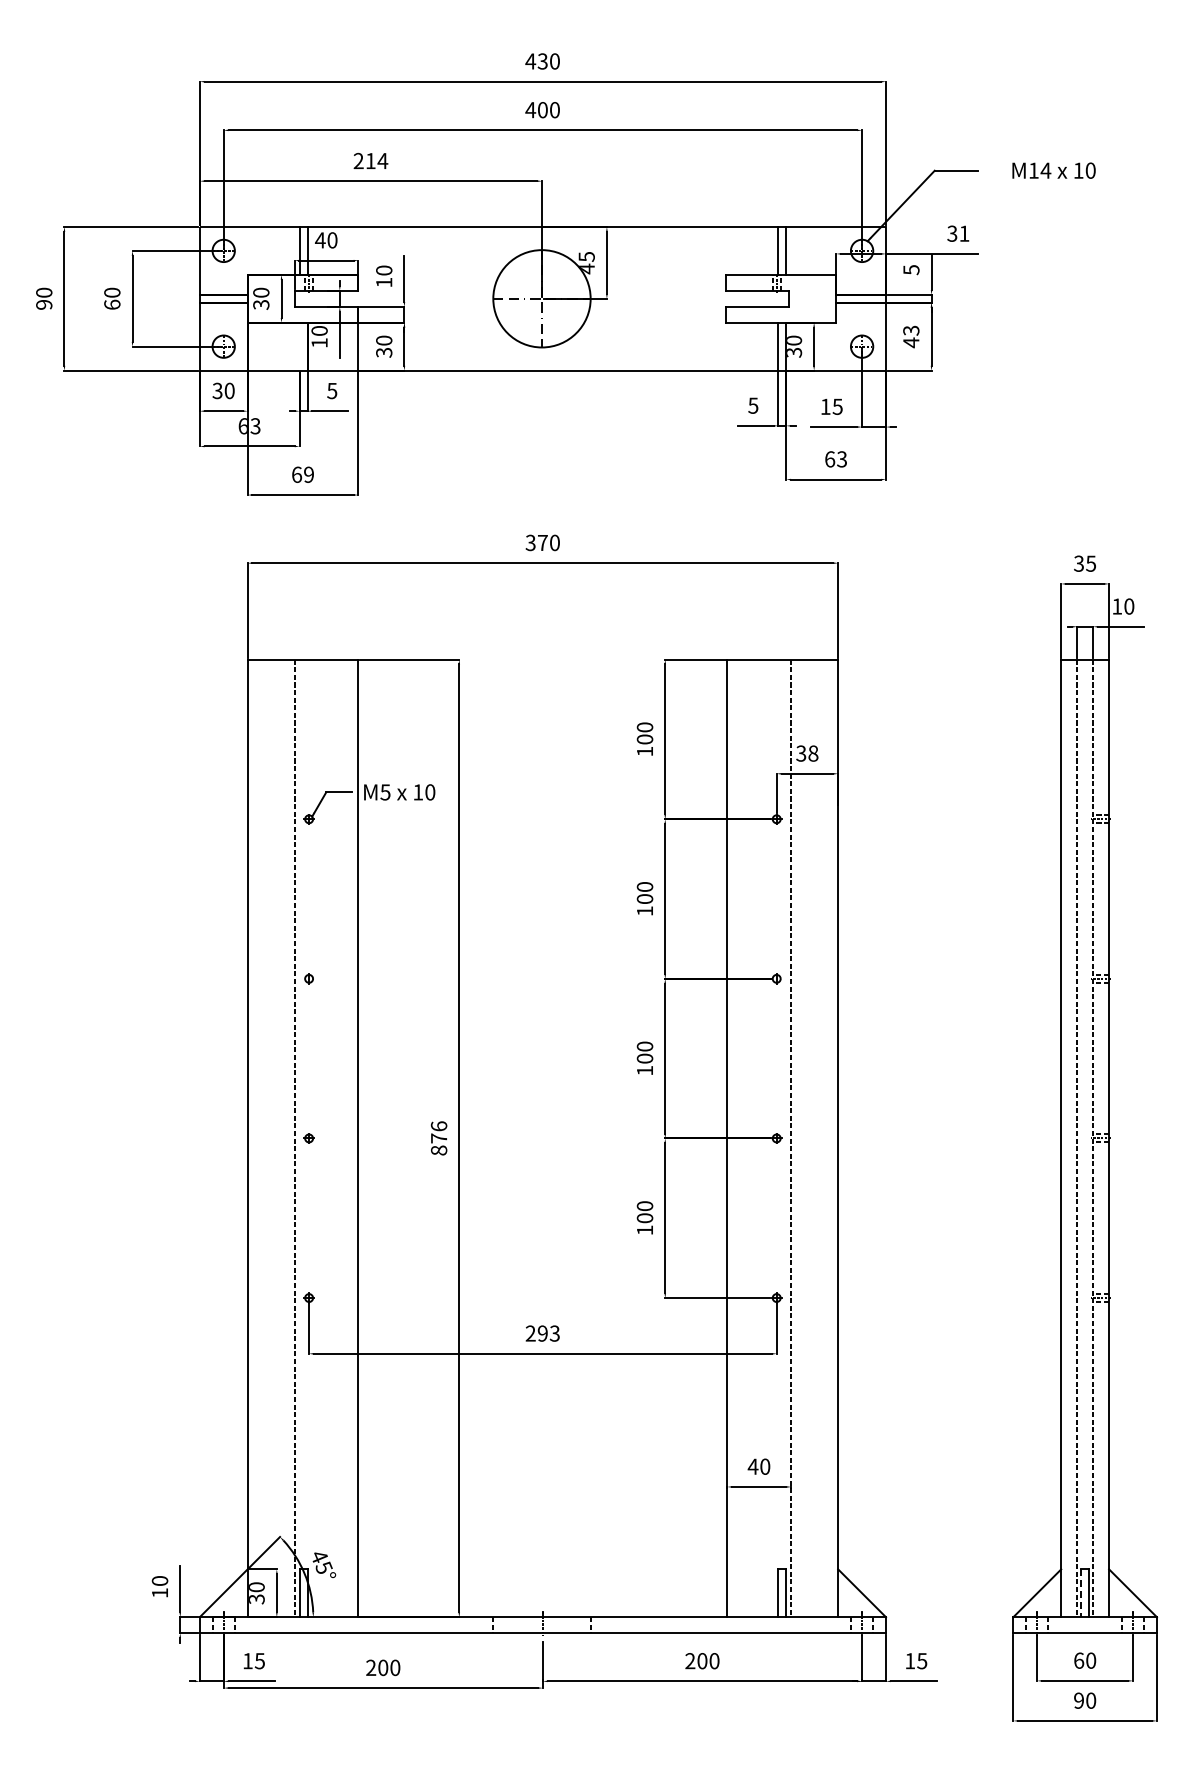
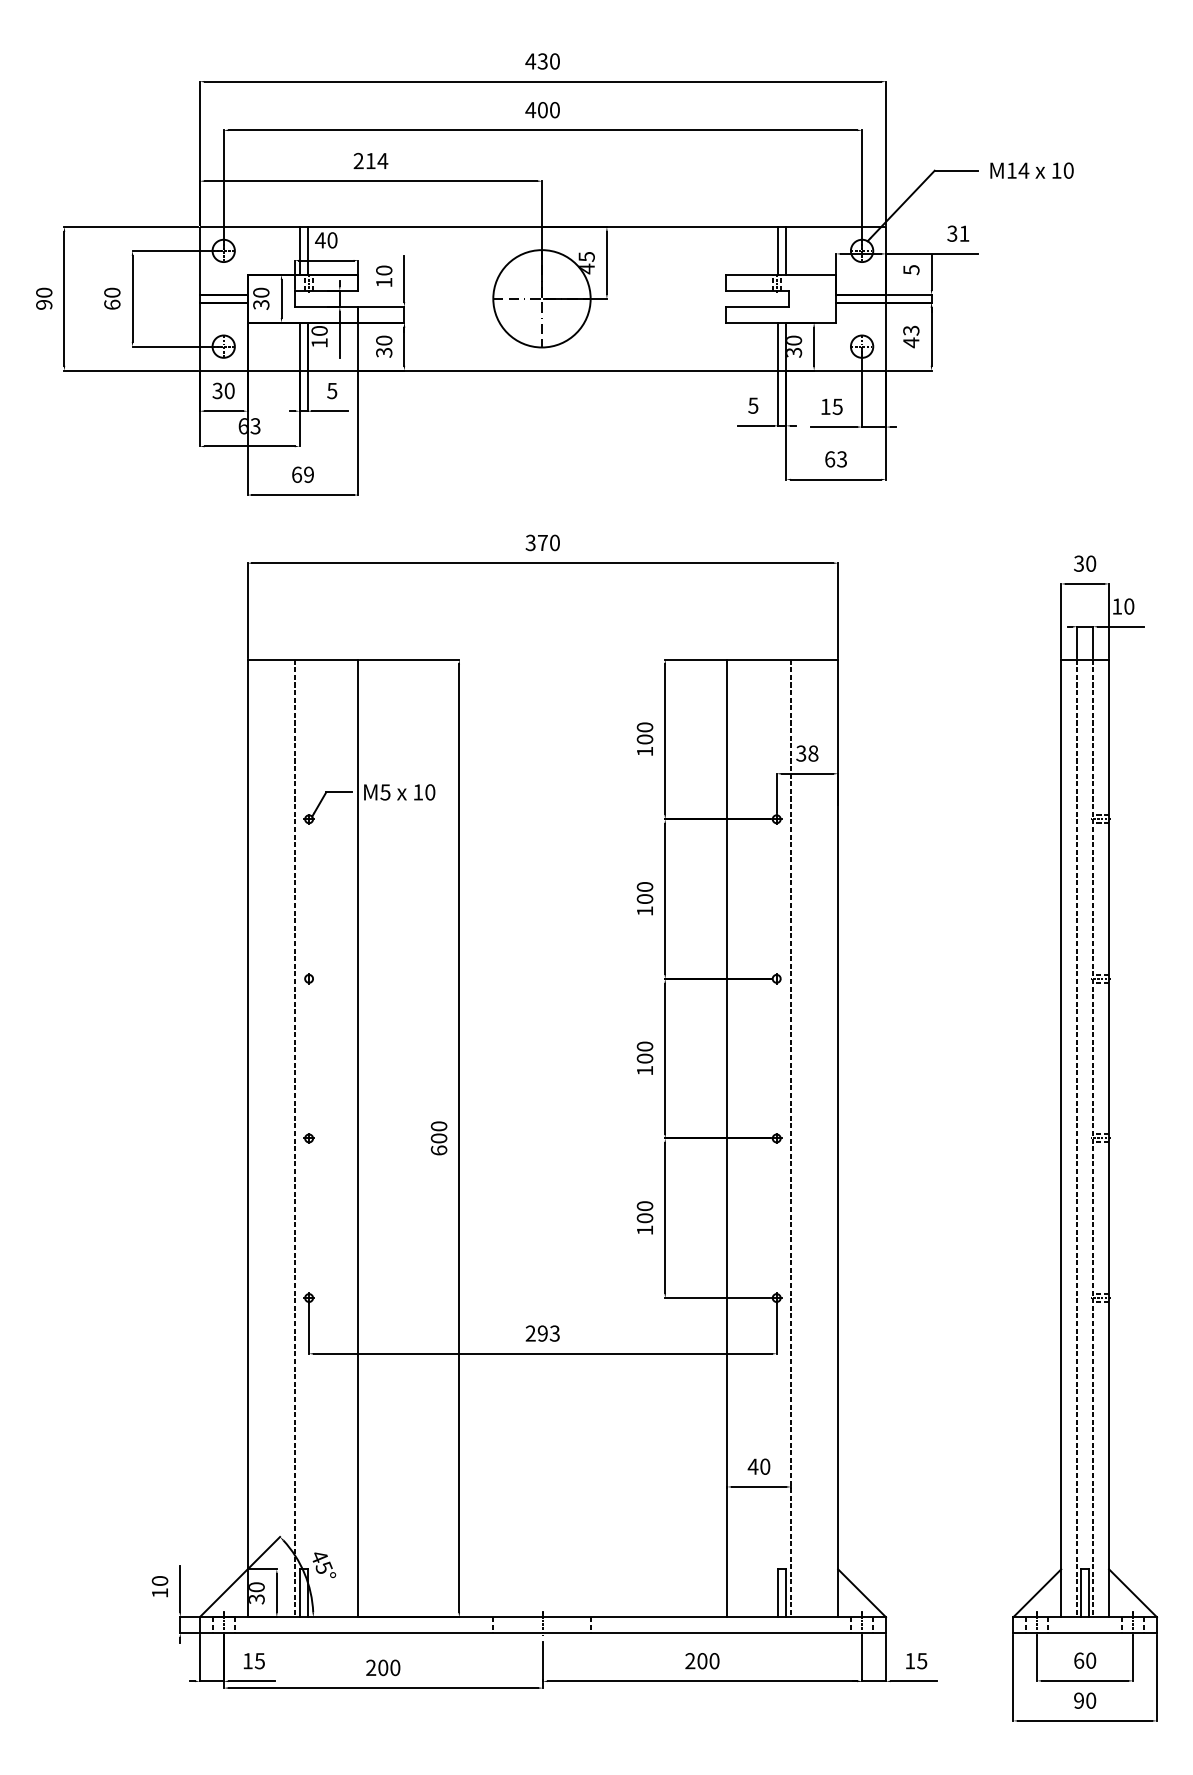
text position: (1053, 170) -> (1031, 170) (1031, 170)
line: none -> present (299, 346)
text: 35 -> 30 (1091, 563)
text: 876 -> 600 (438, 1138)
line: dashed -> solid (1081, 1593)
